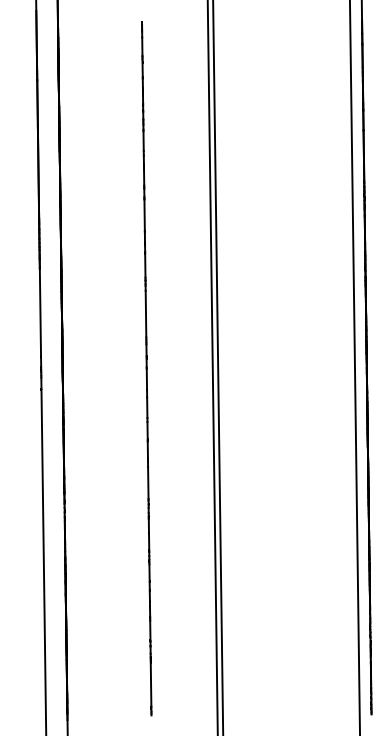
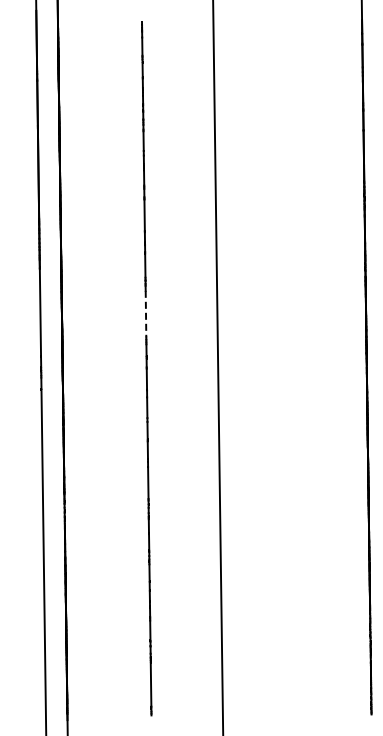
line: solid -> dashed (146, 314)
line: present -> none (212, 367)
line: present -> none (354, 367)
